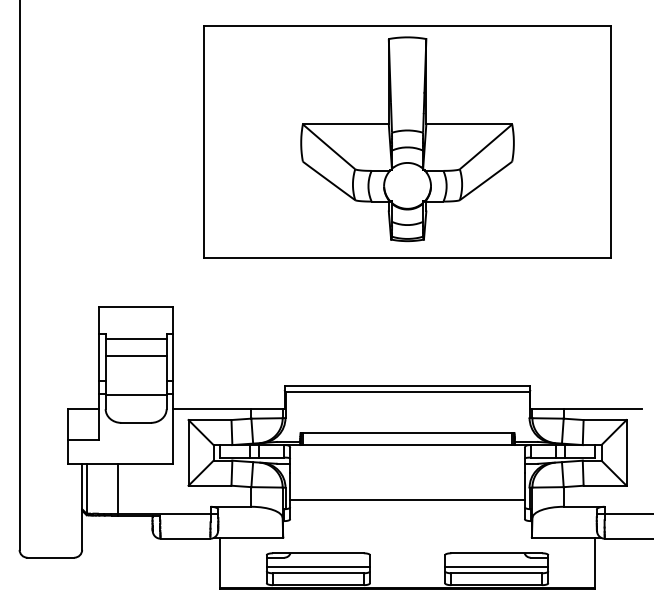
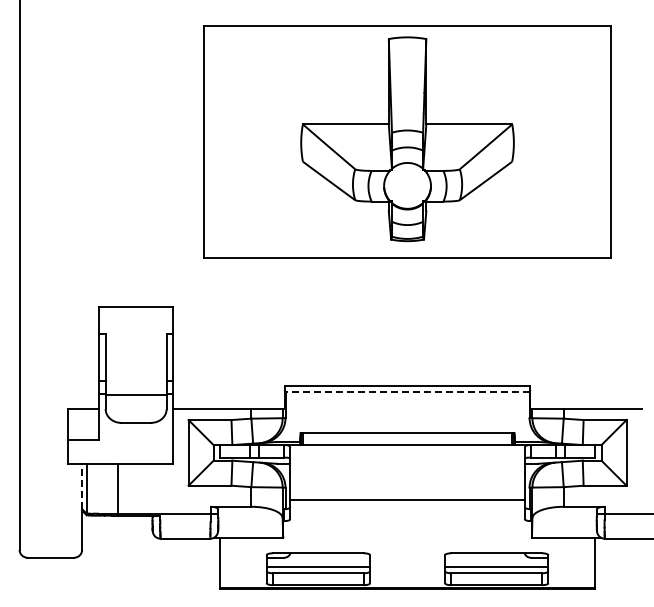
line: present -> none (135, 338)
line: present -> none (135, 356)
line: solid -> dashed (407, 392)
line: solid -> dashed (82, 486)
